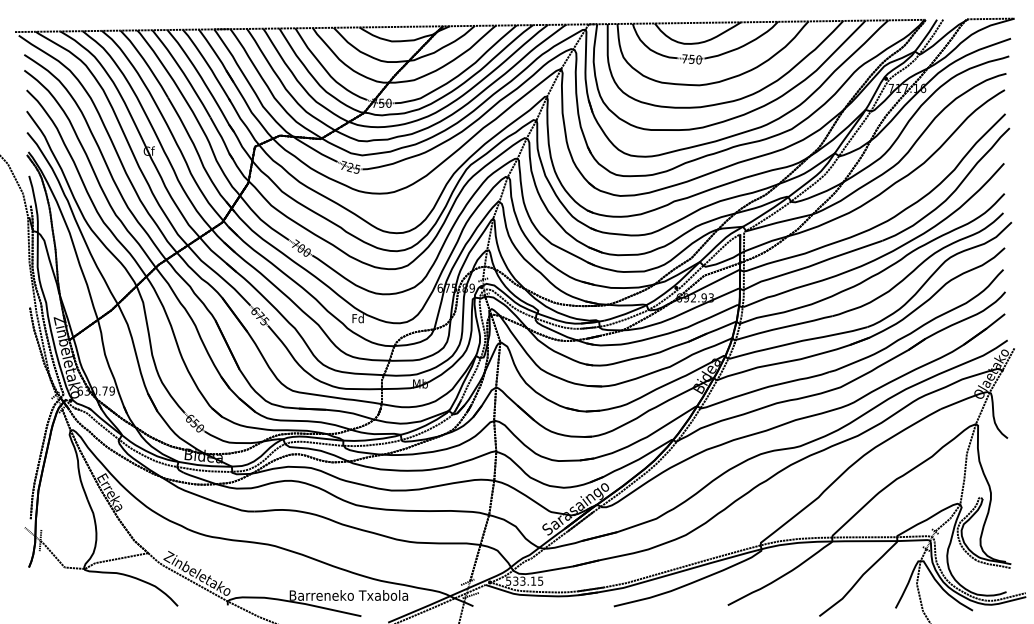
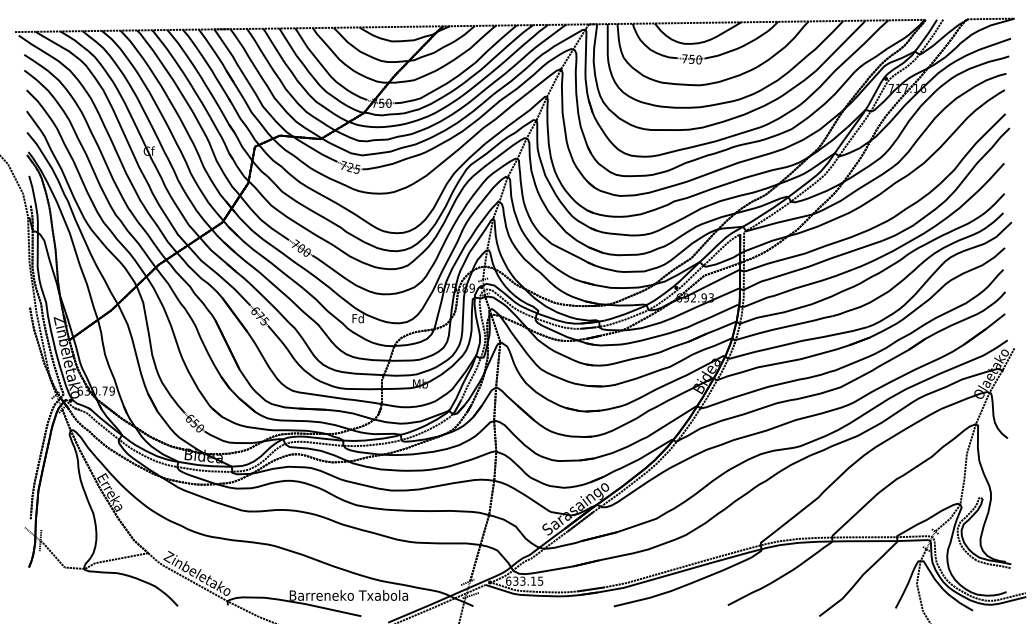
text: 533.15 -> 633.15 (508, 580)
